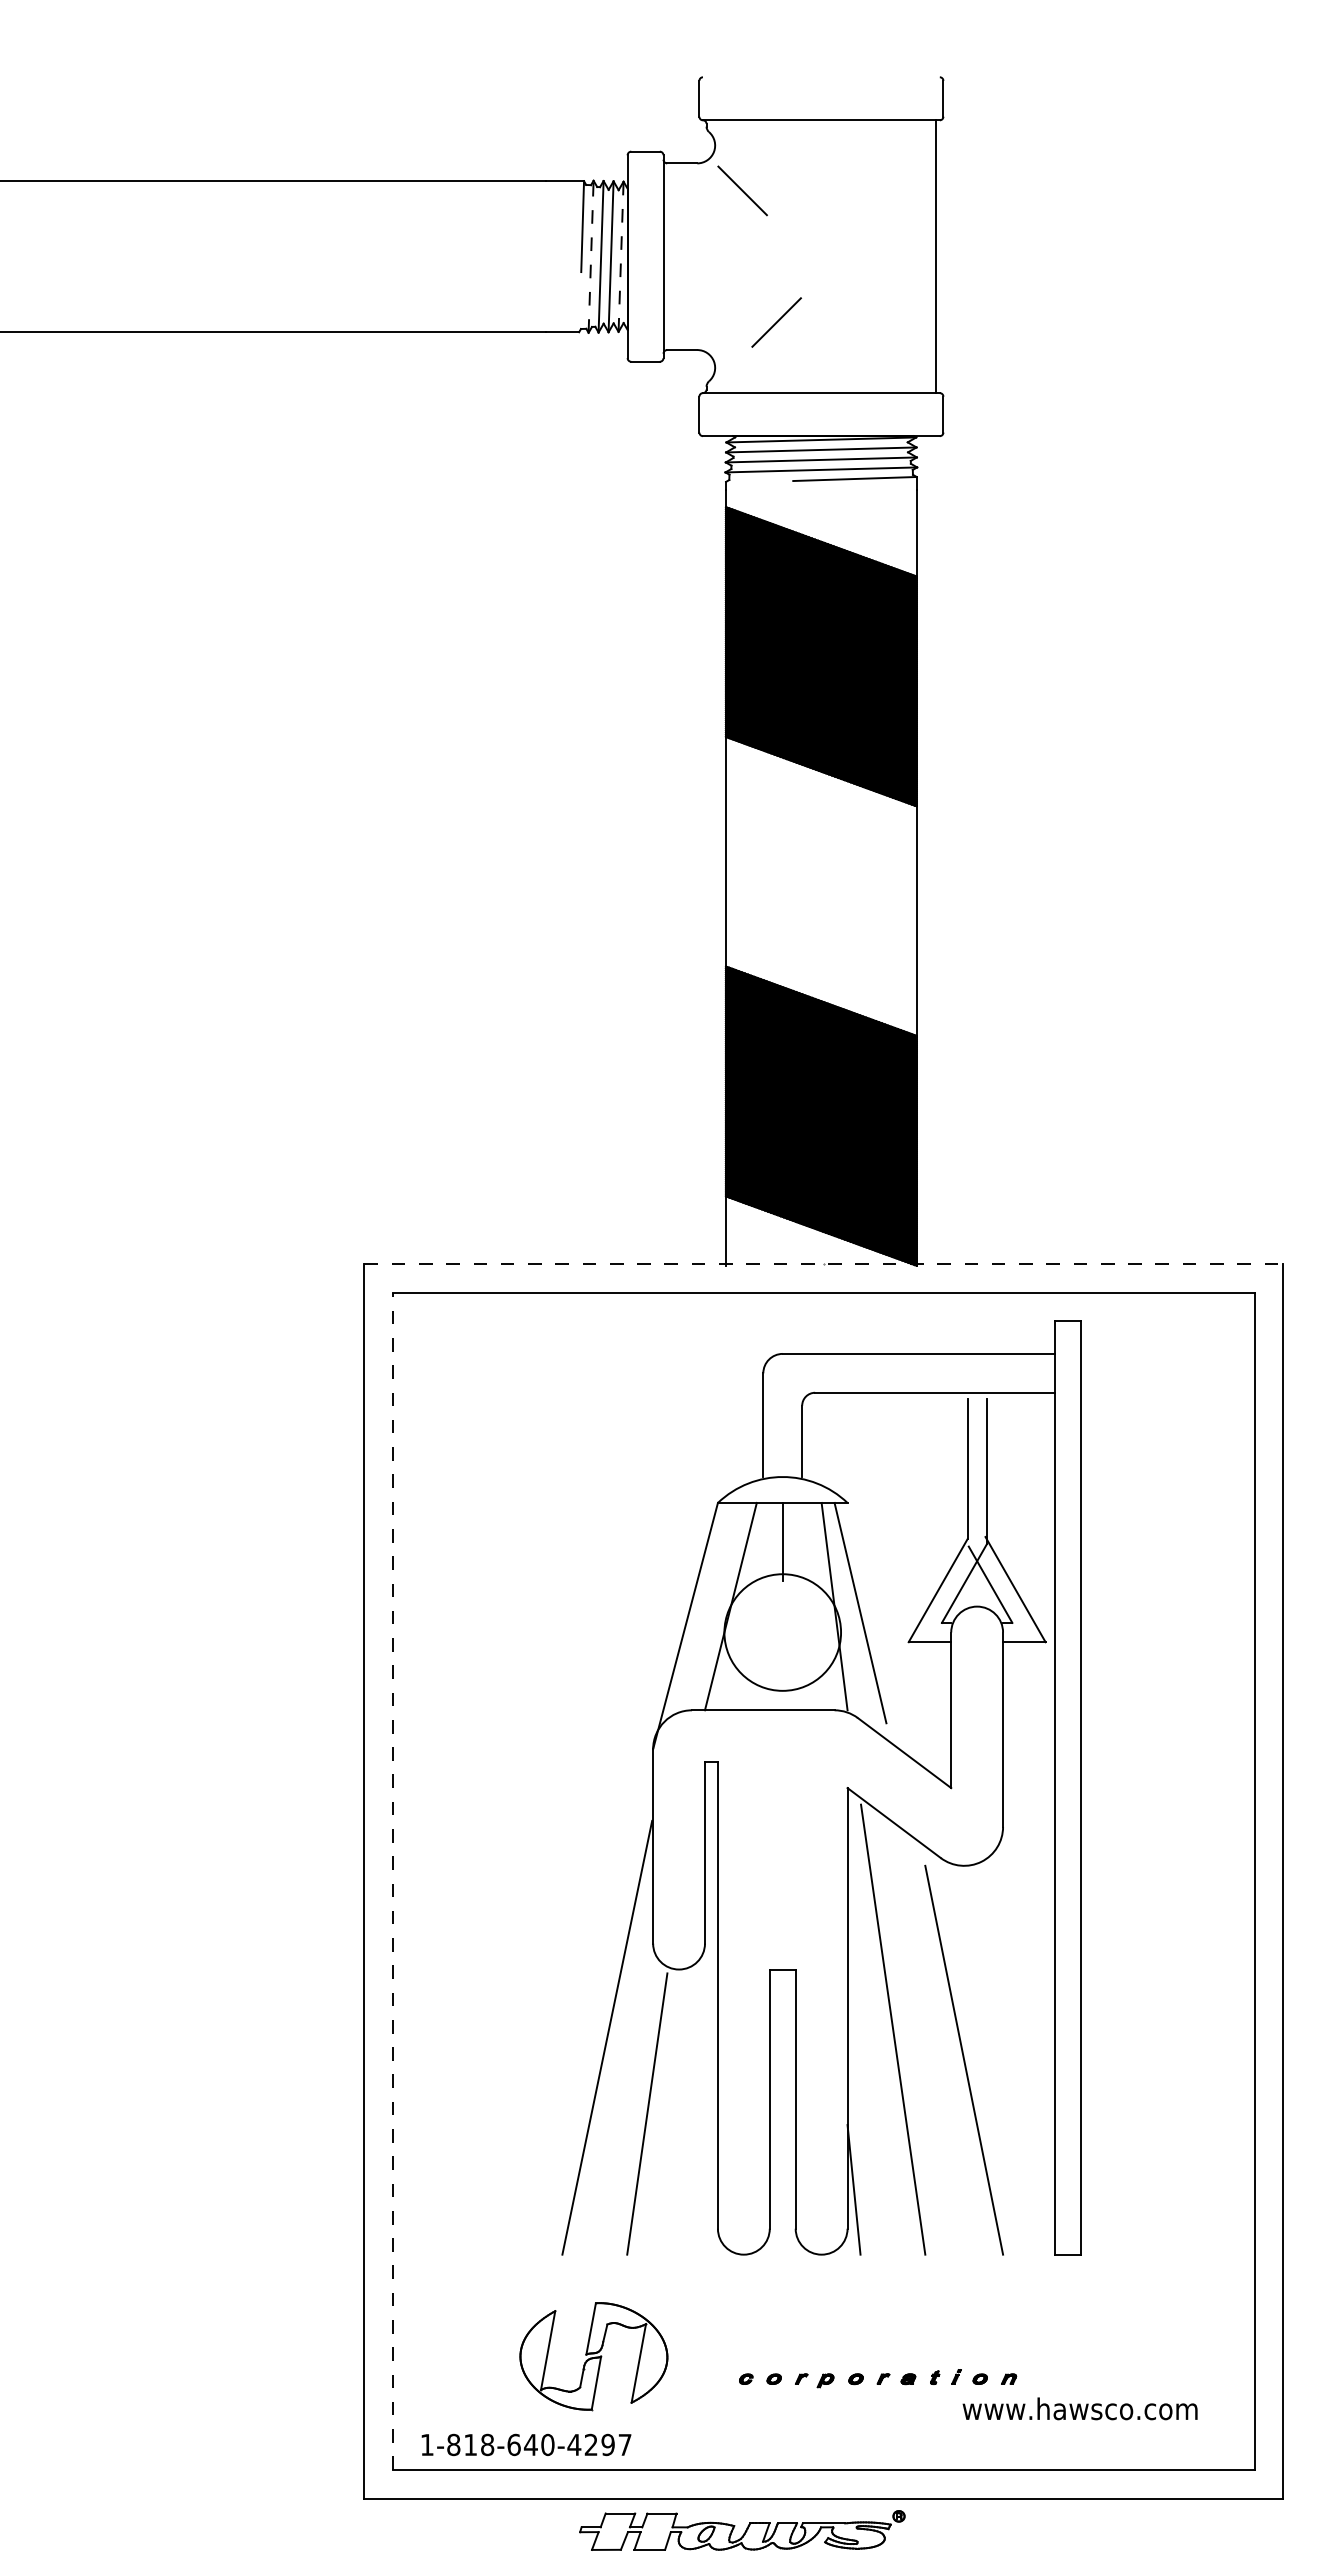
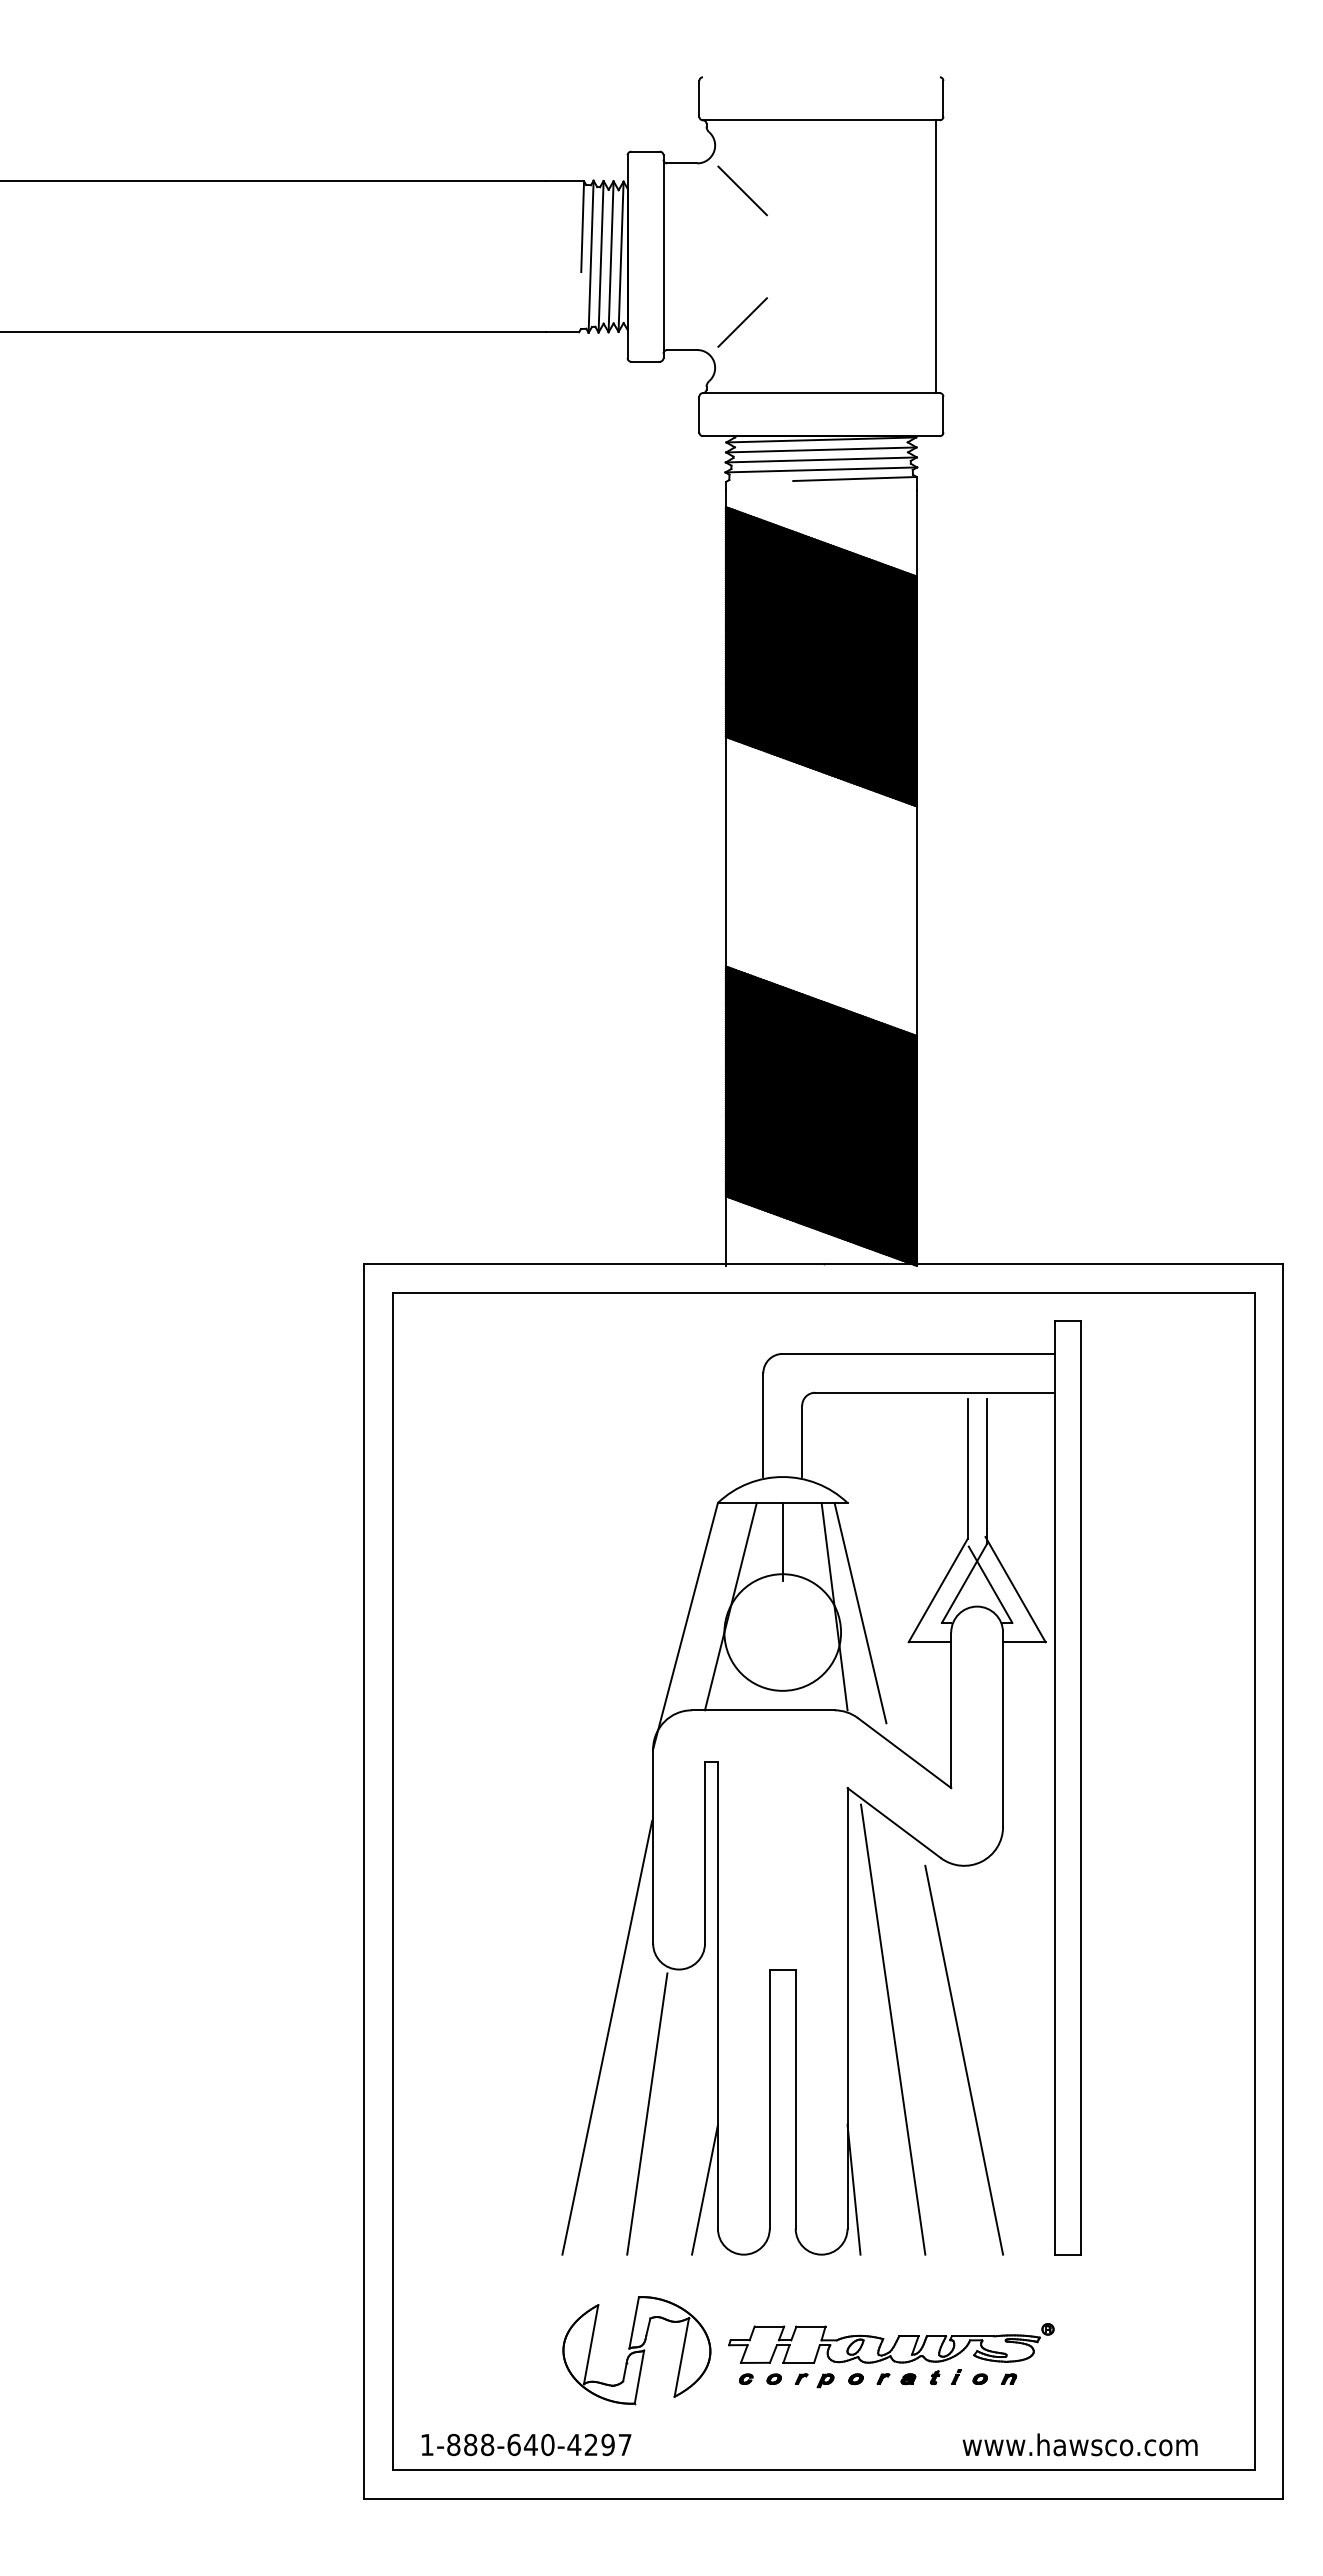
line: dashed -> solid (591, 256)
line: dashed -> solid (621, 257)
line position: (776, 322) -> (742, 322) (742, 322)
line: dashed -> solid (824, 1264)
line: dashed -> solid (393, 1881)
line: none -> present (704, 2189)
part position: (593, 2356) -> (636, 2350) (636, 2350)
text position: (1079, 2408) -> (1079, 2444) (1079, 2444)
text: 1-818-640-4297 -> 1-888-640-4297 (470, 2444)
part position: (742, 2530) -> (891, 2343) (891, 2343)
